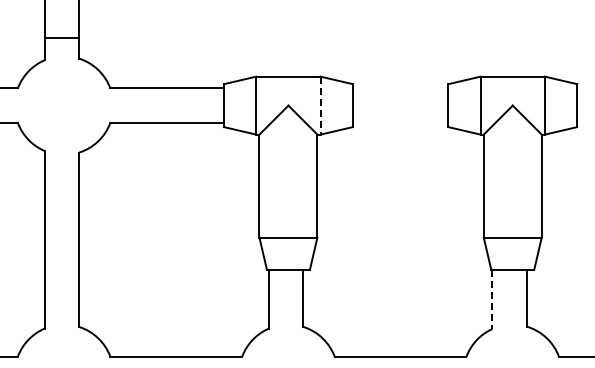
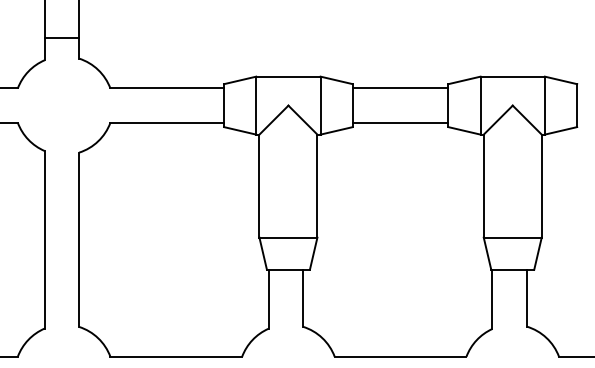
line: none -> present (400, 88)
line: dashed -> solid (320, 105)
line: none -> present (400, 122)
line: dashed -> solid (492, 299)
